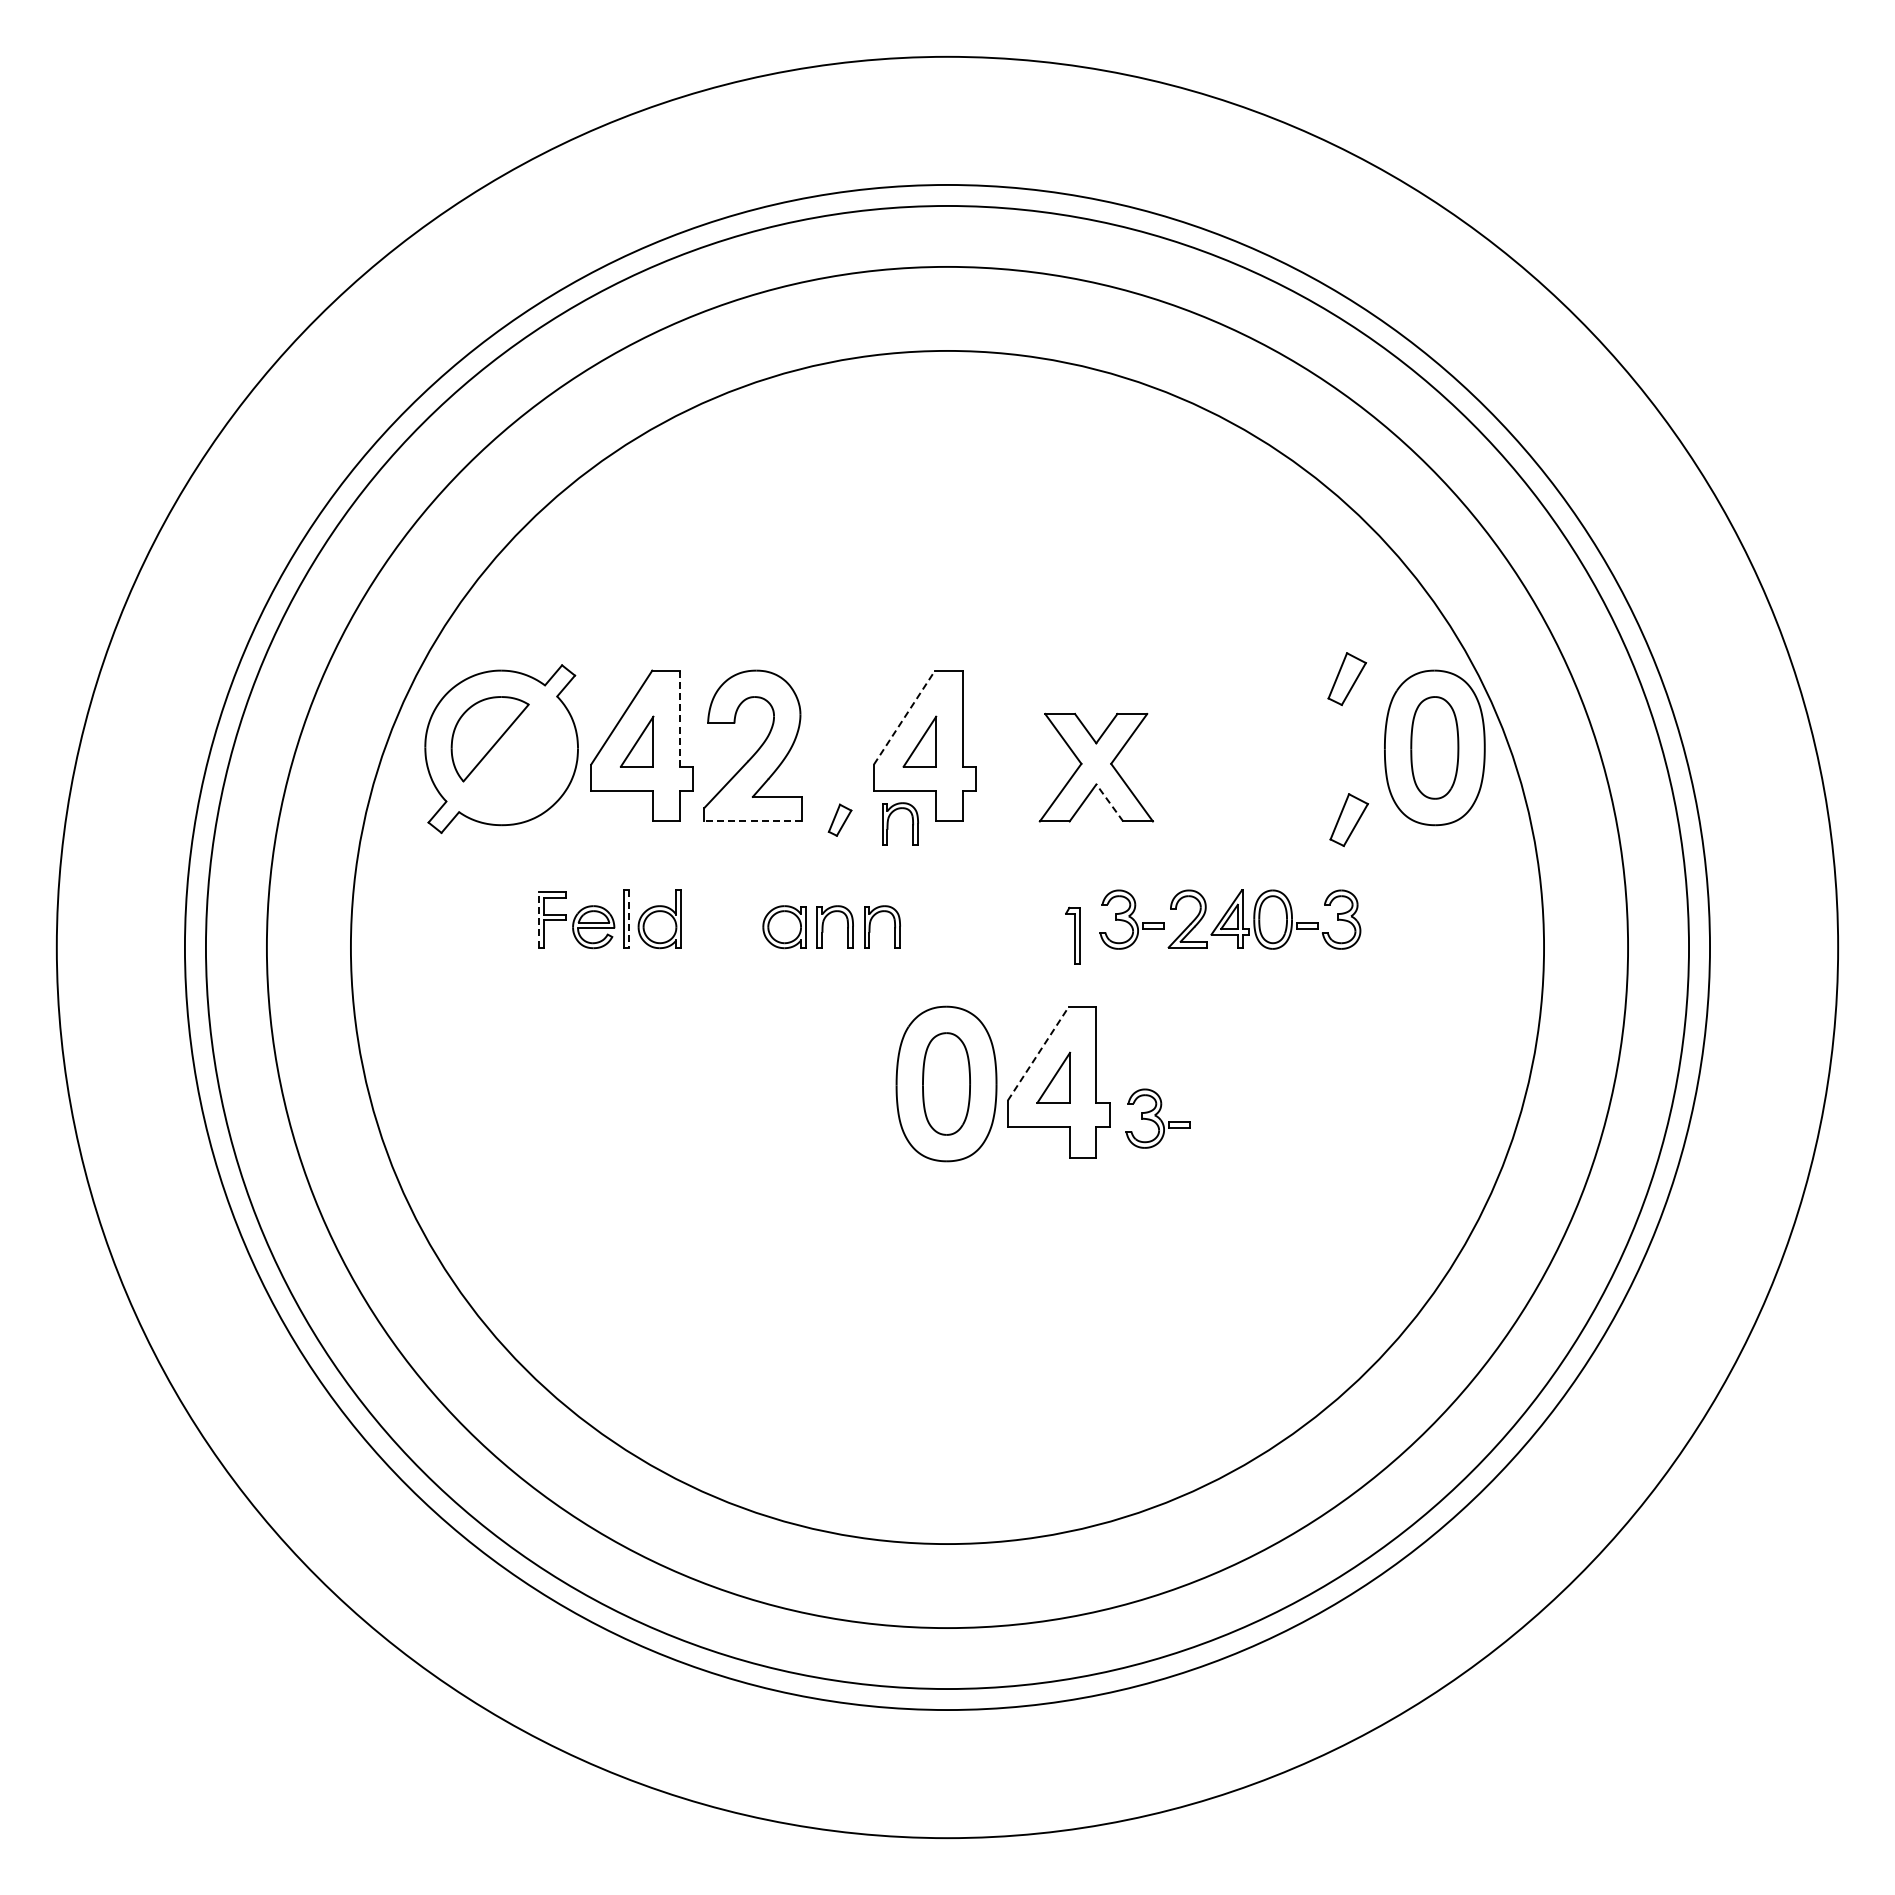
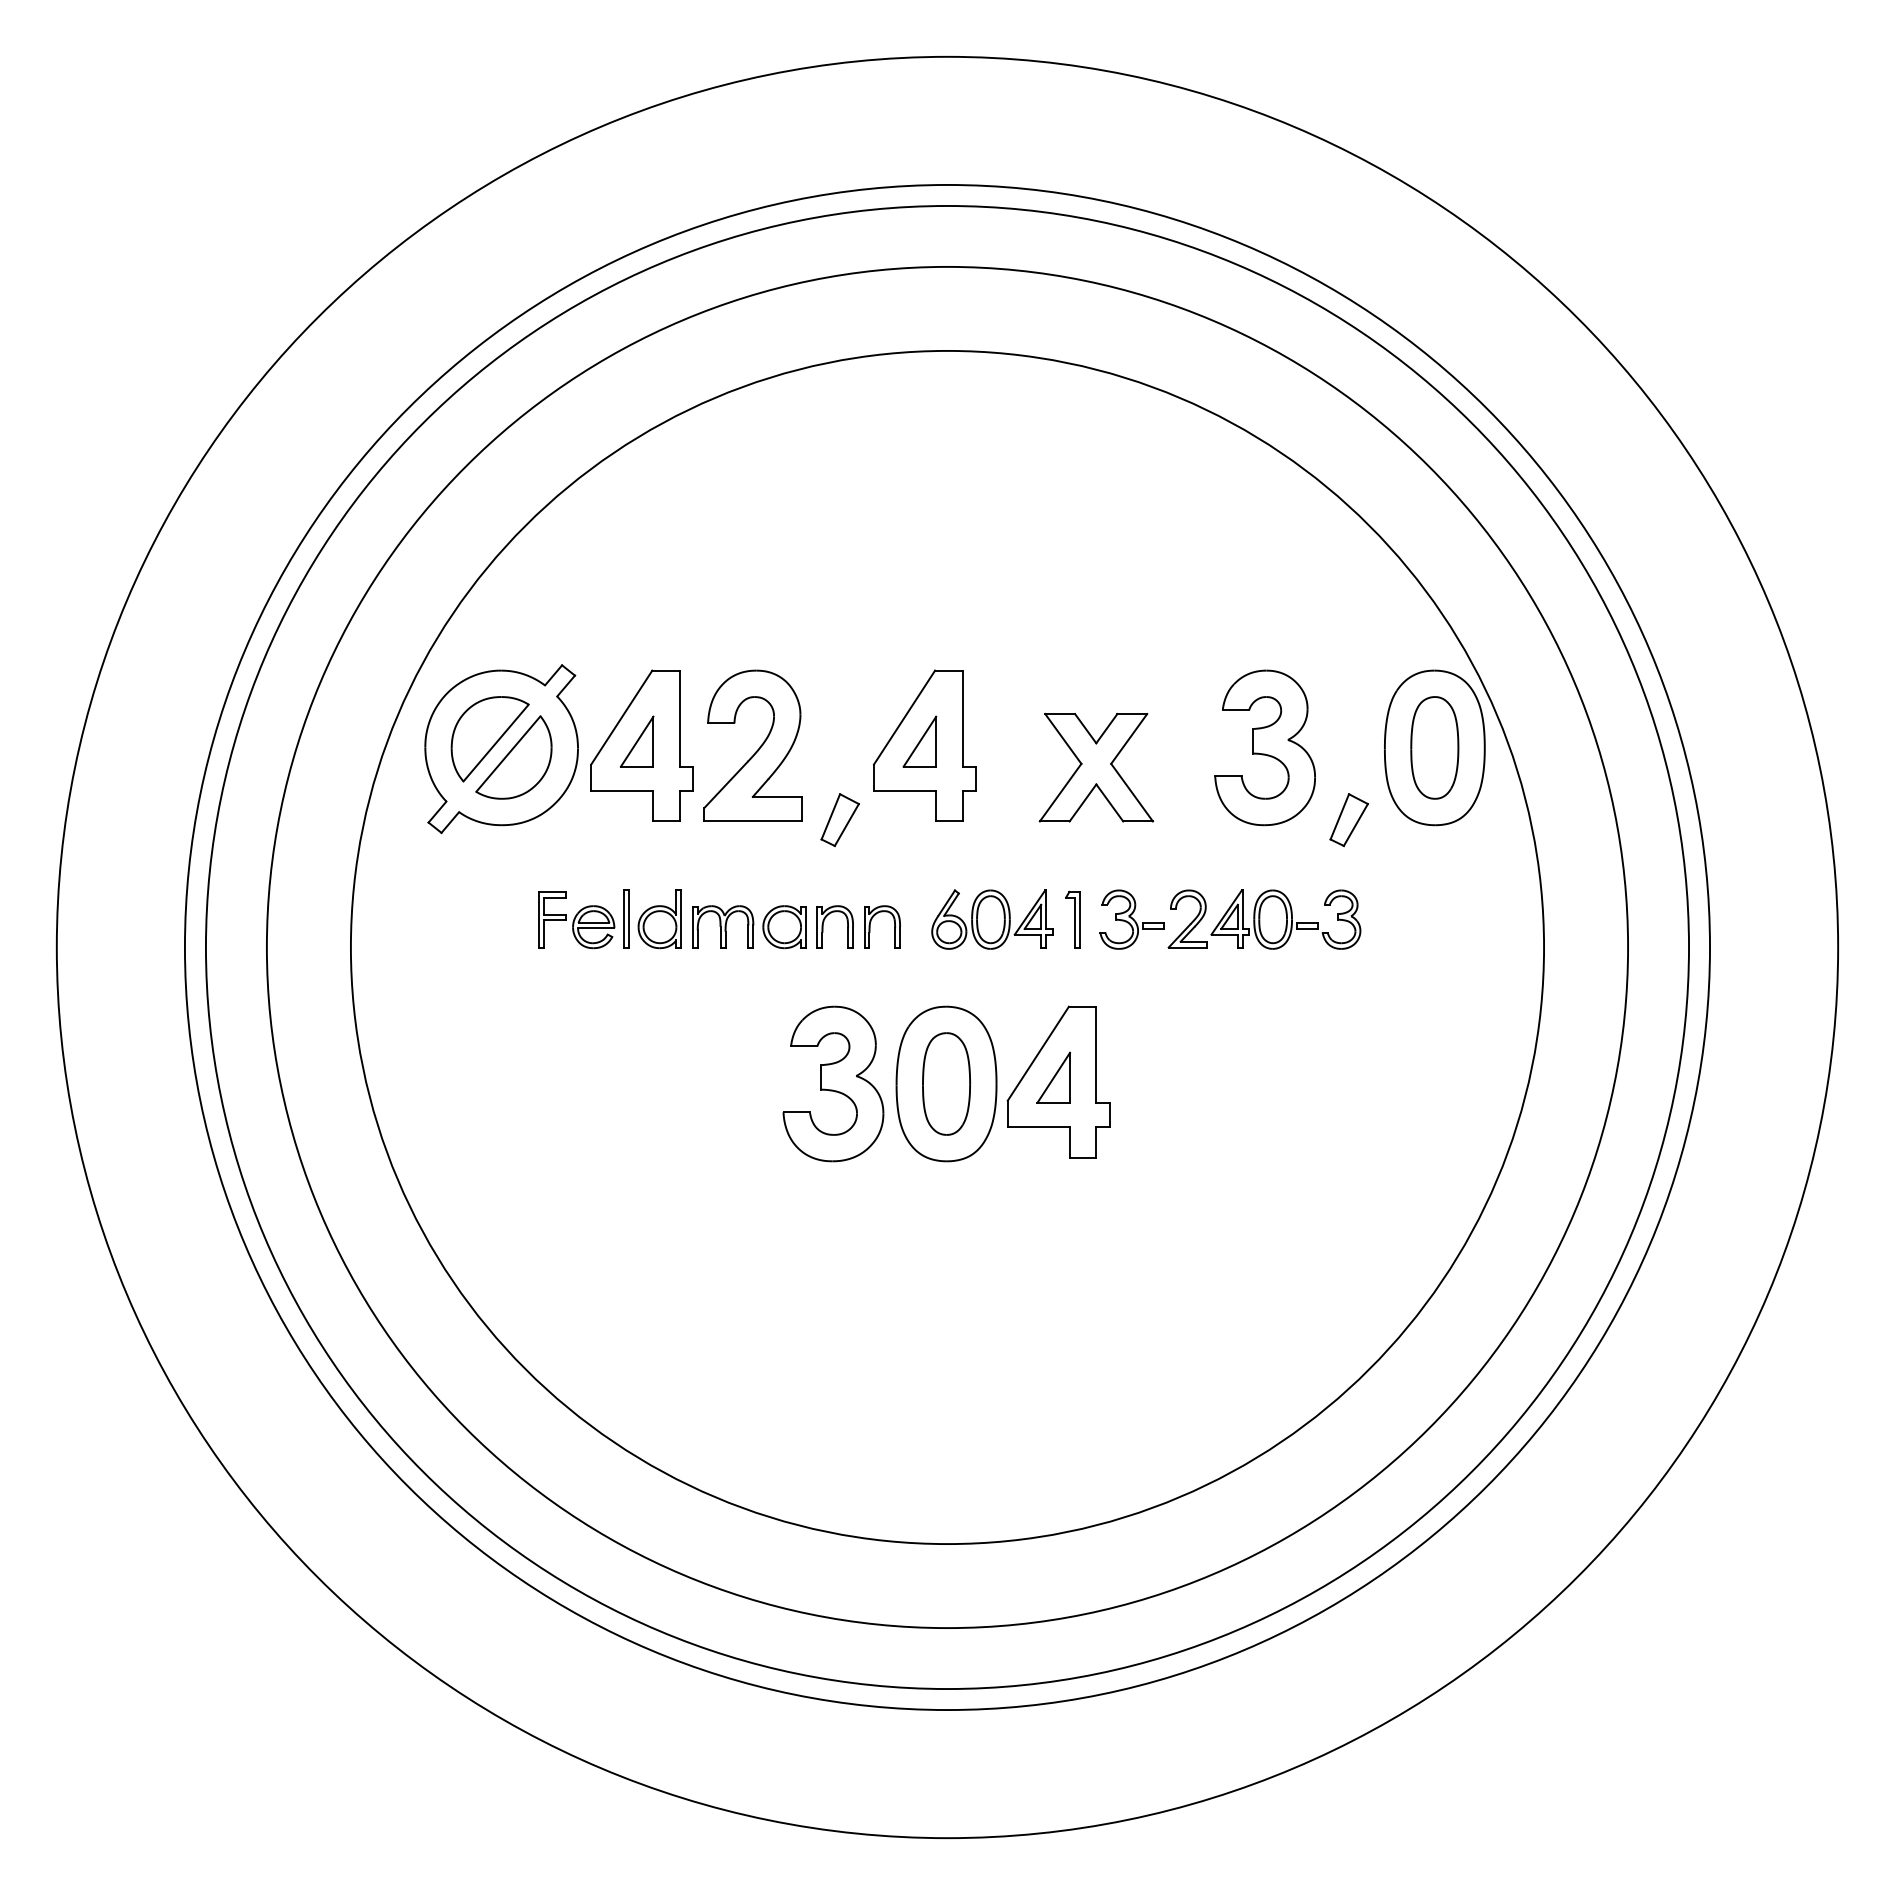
part: present -> none (1346, 679)
line: dashed -> solid (904, 717)
line: dashed -> solid (679, 719)
part: none -> present (1264, 747)
part: none -> present (513, 757)
line: dashed -> solid (1109, 802)
part size: 26x34 px -> 40x55 px (839, 820)
line: dashed -> solid (752, 821)
part: present -> none (888, 823)
line: dashed -> solid (538, 919)
line: dashed -> solid (628, 919)
part: none -> present (992, 919)
part: none -> present (723, 926)
part position: (1072, 935) -> (1072, 919) (1072, 919)
line: dashed -> solid (1038, 1053)
part: none -> present (833, 1083)
part: present -> none (1157, 1118)
